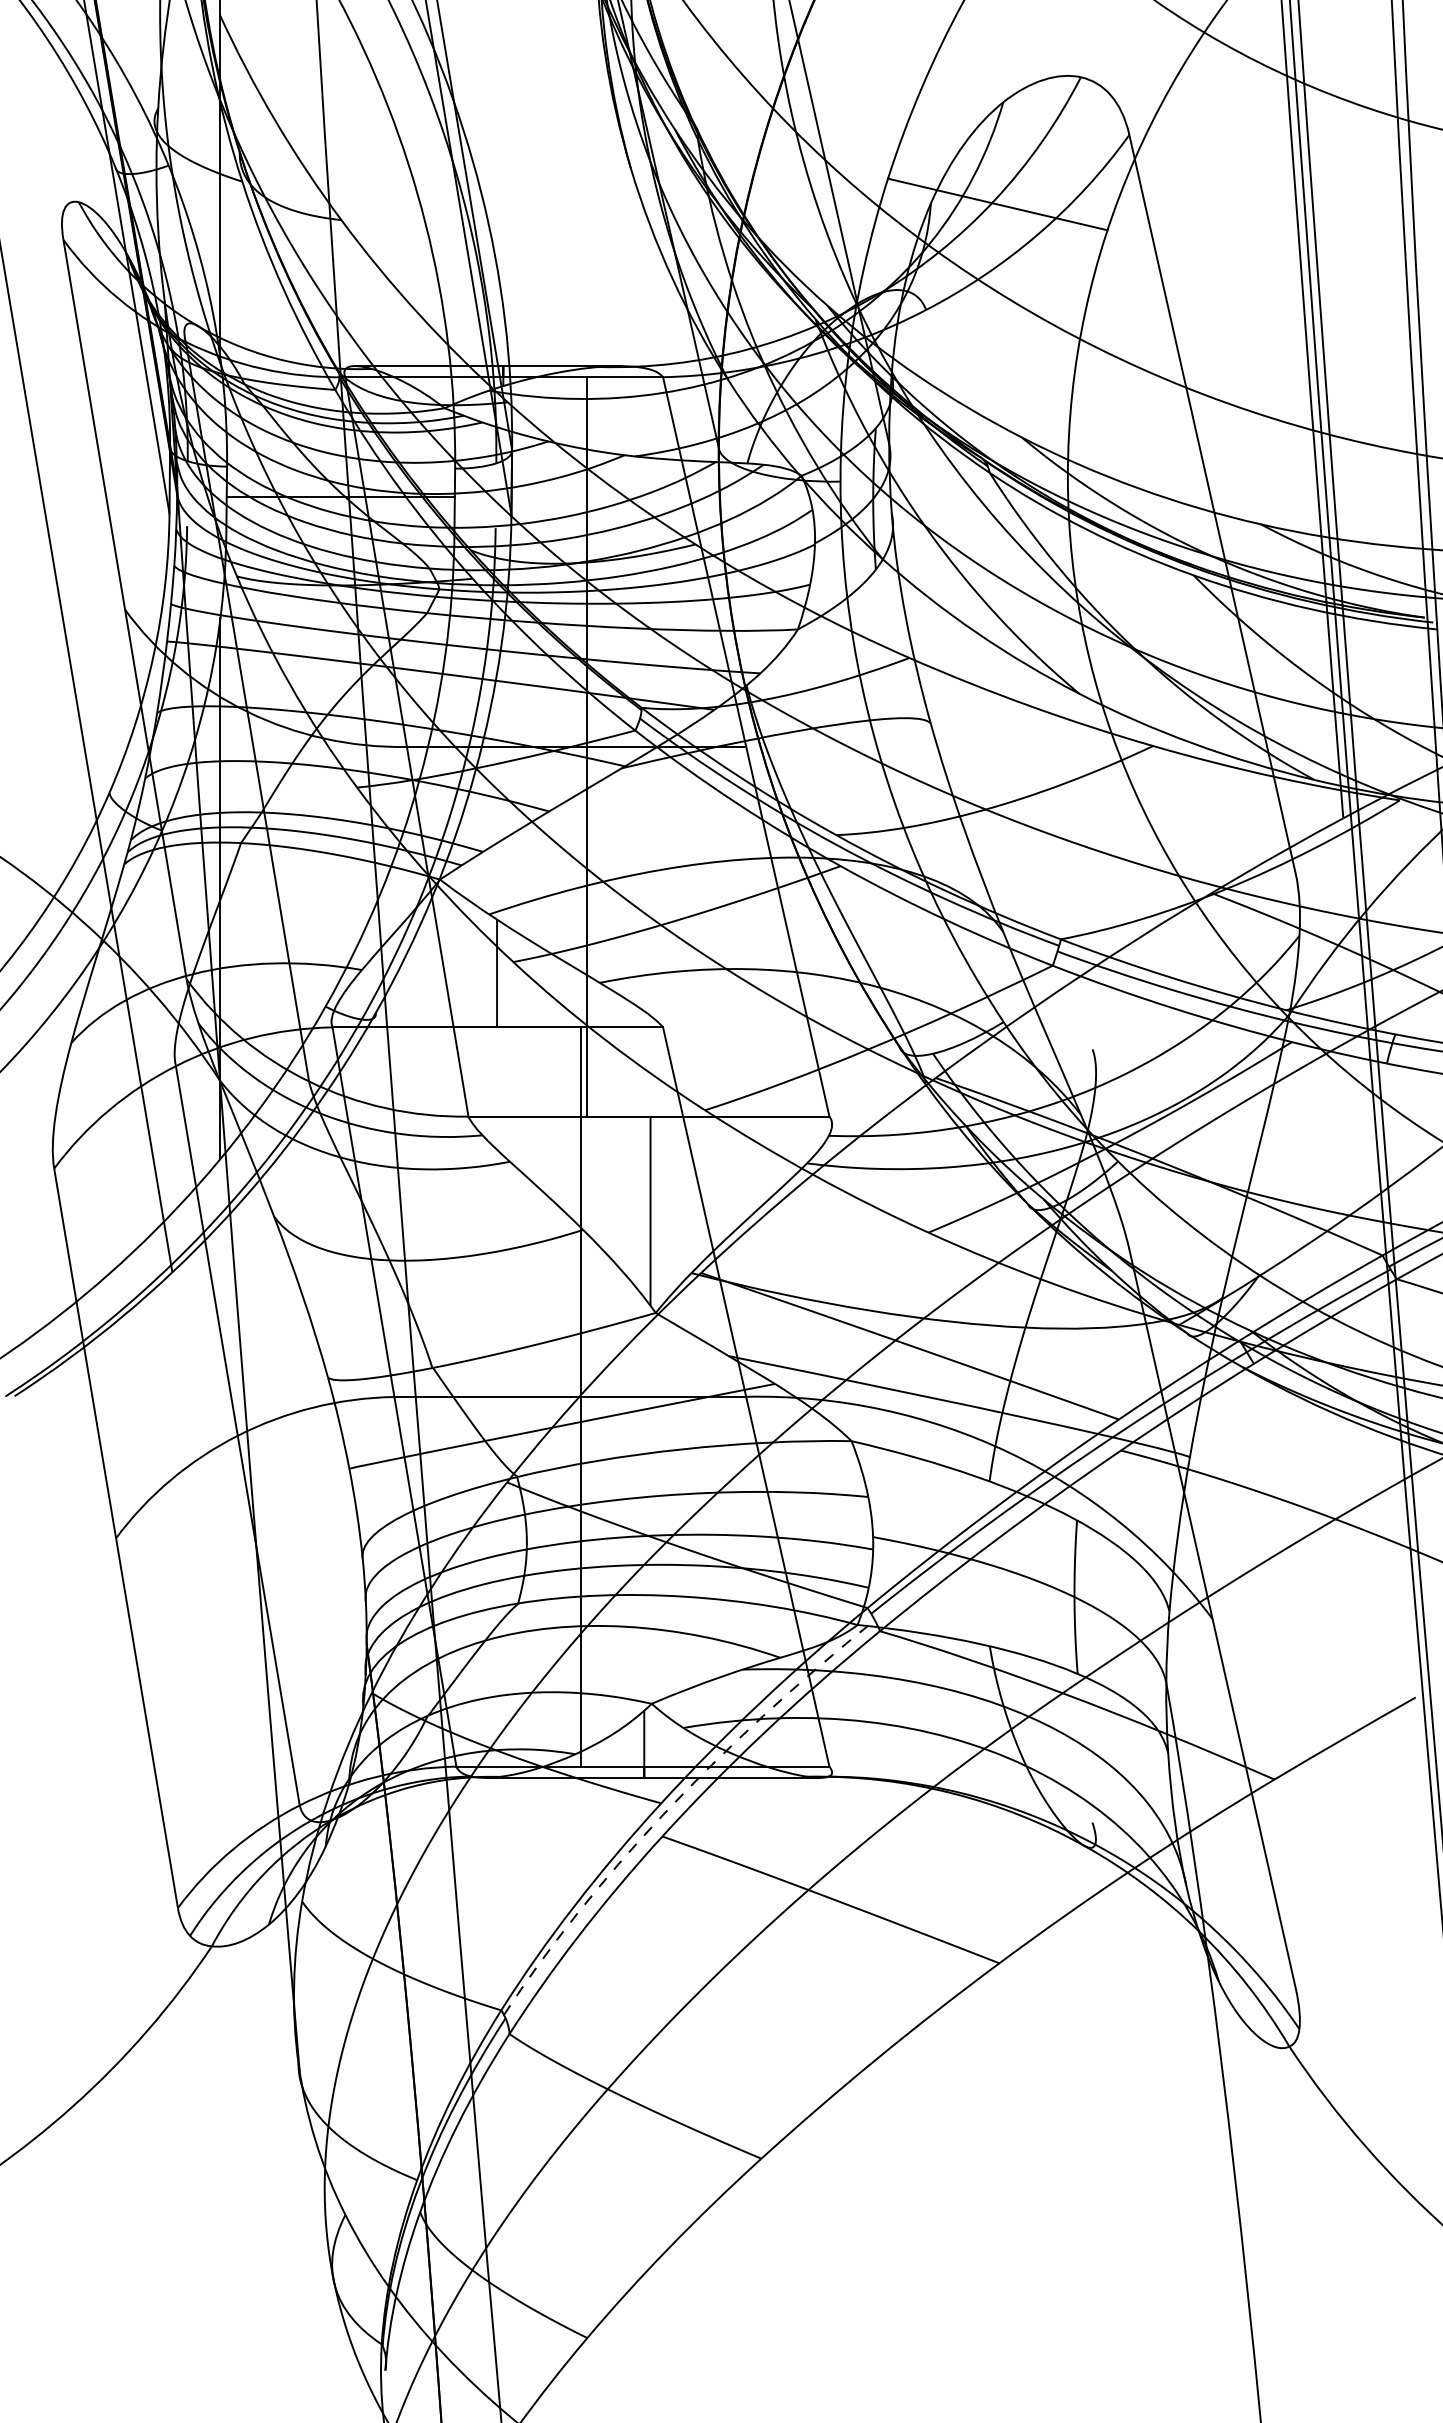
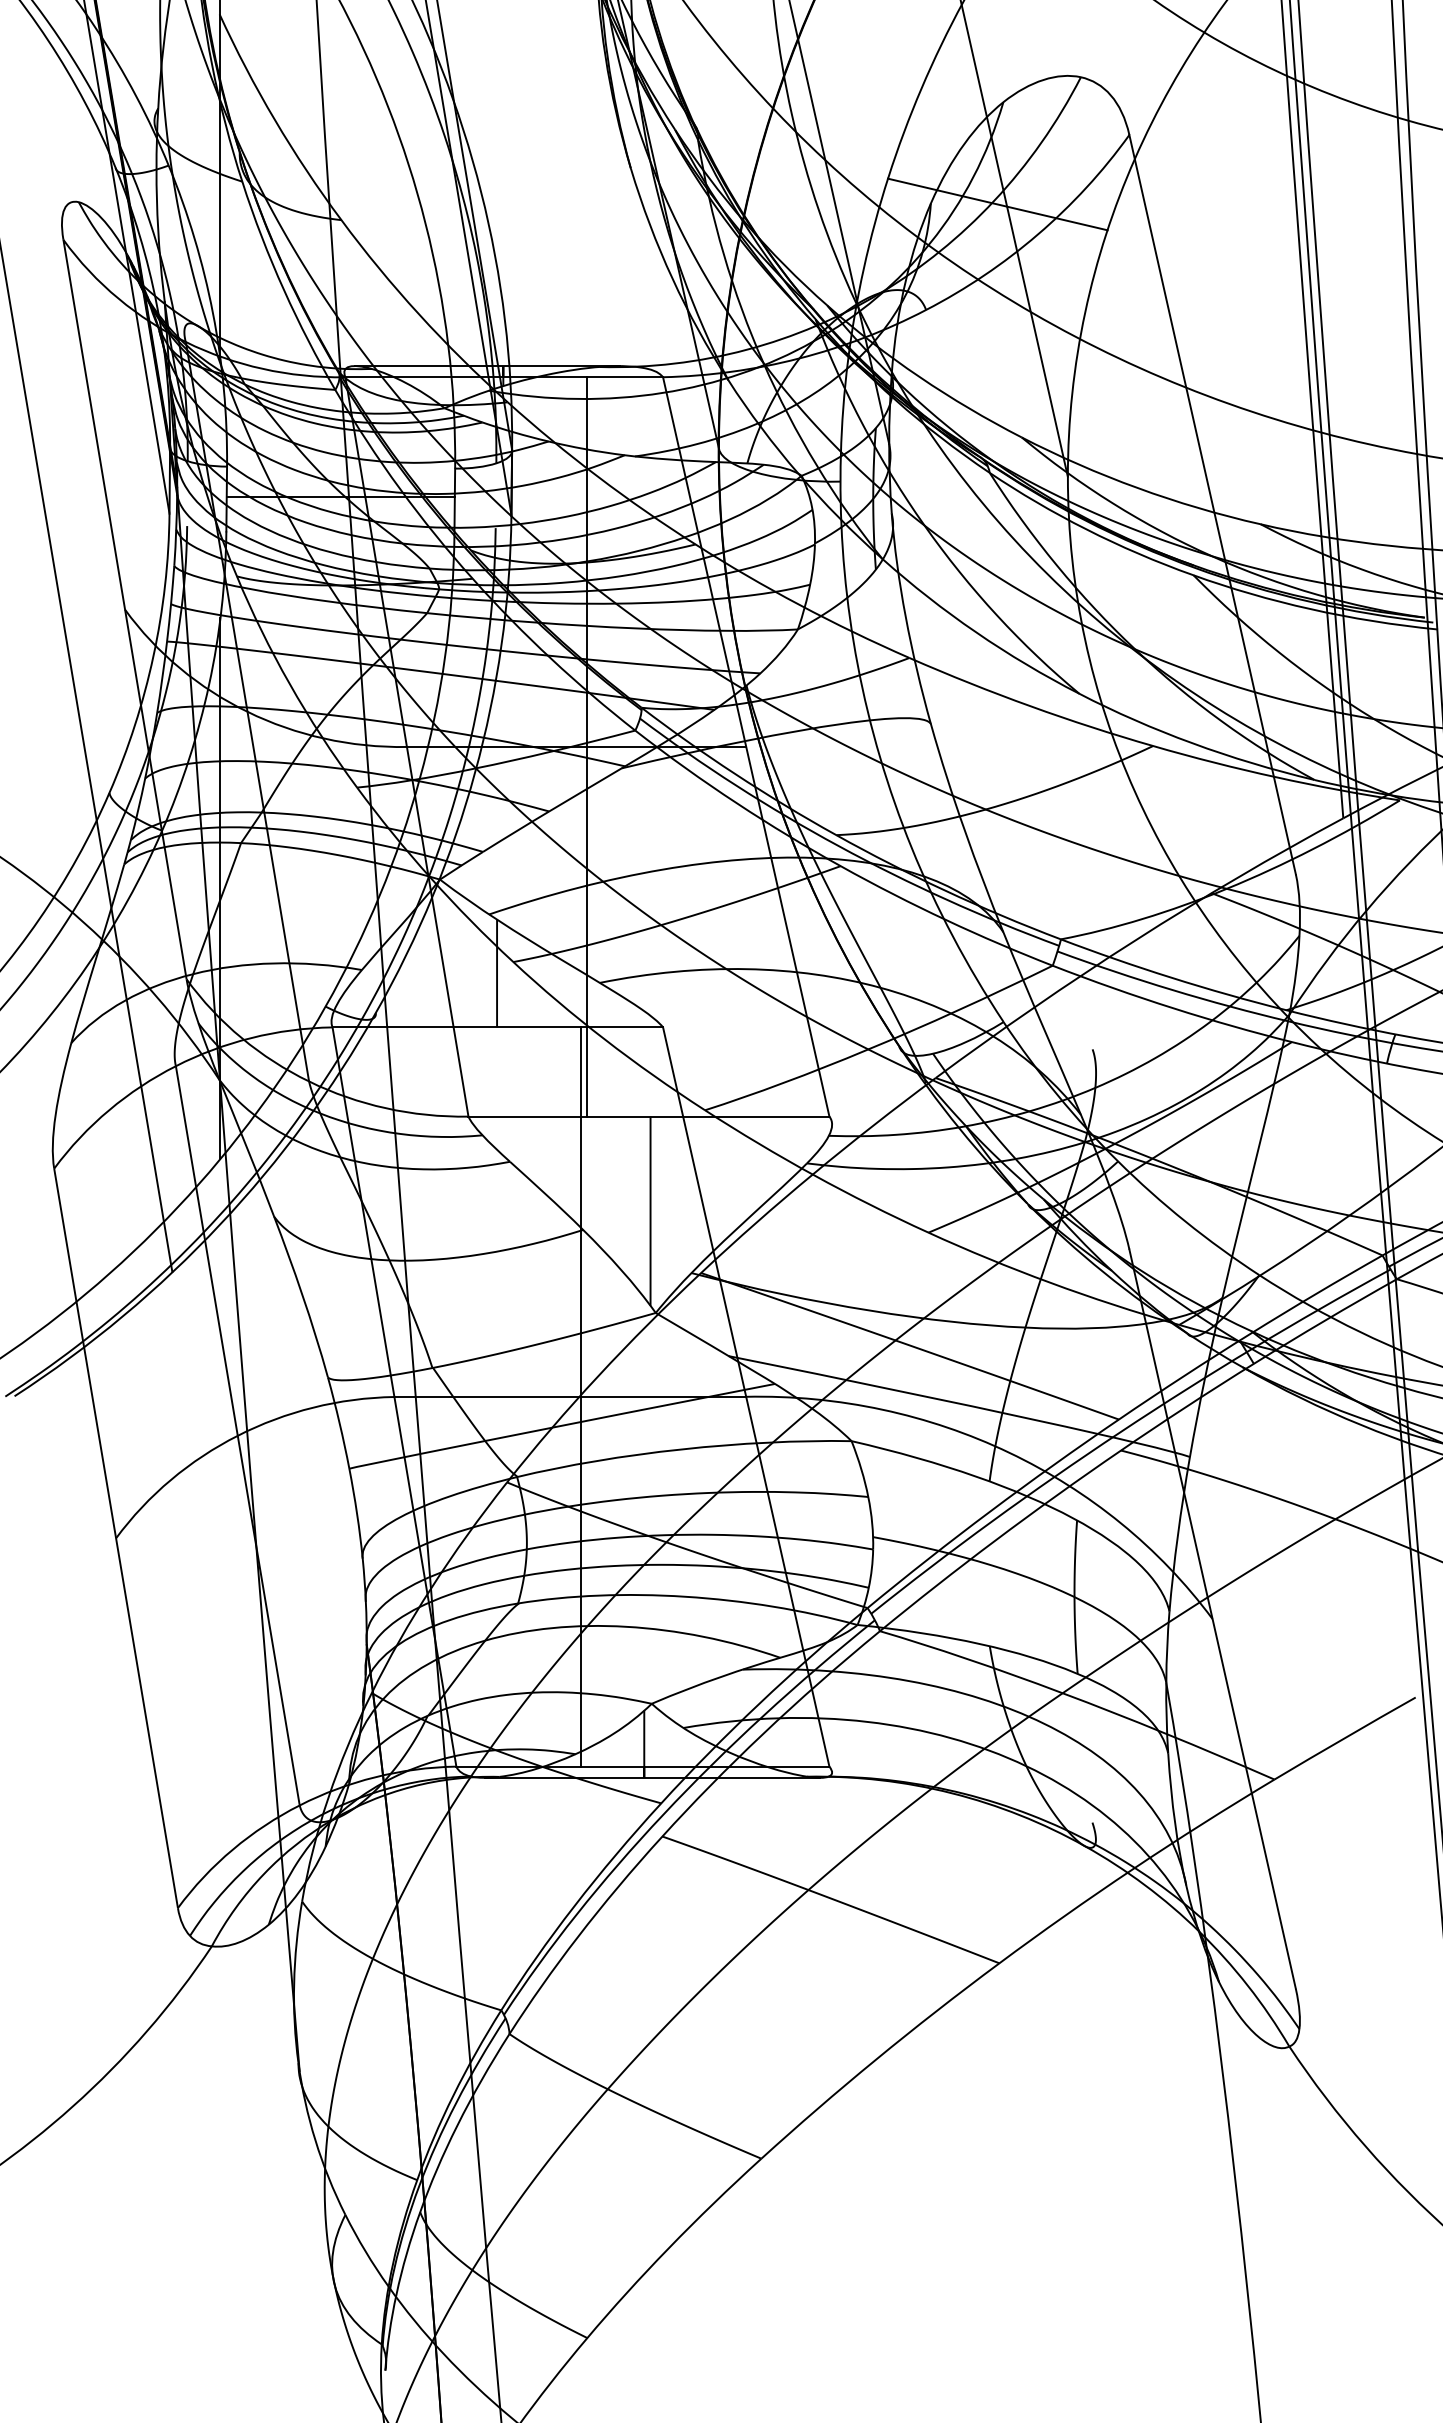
line: none -> present (1014, 239)
arc: dashed -> solid (674, 1803)
